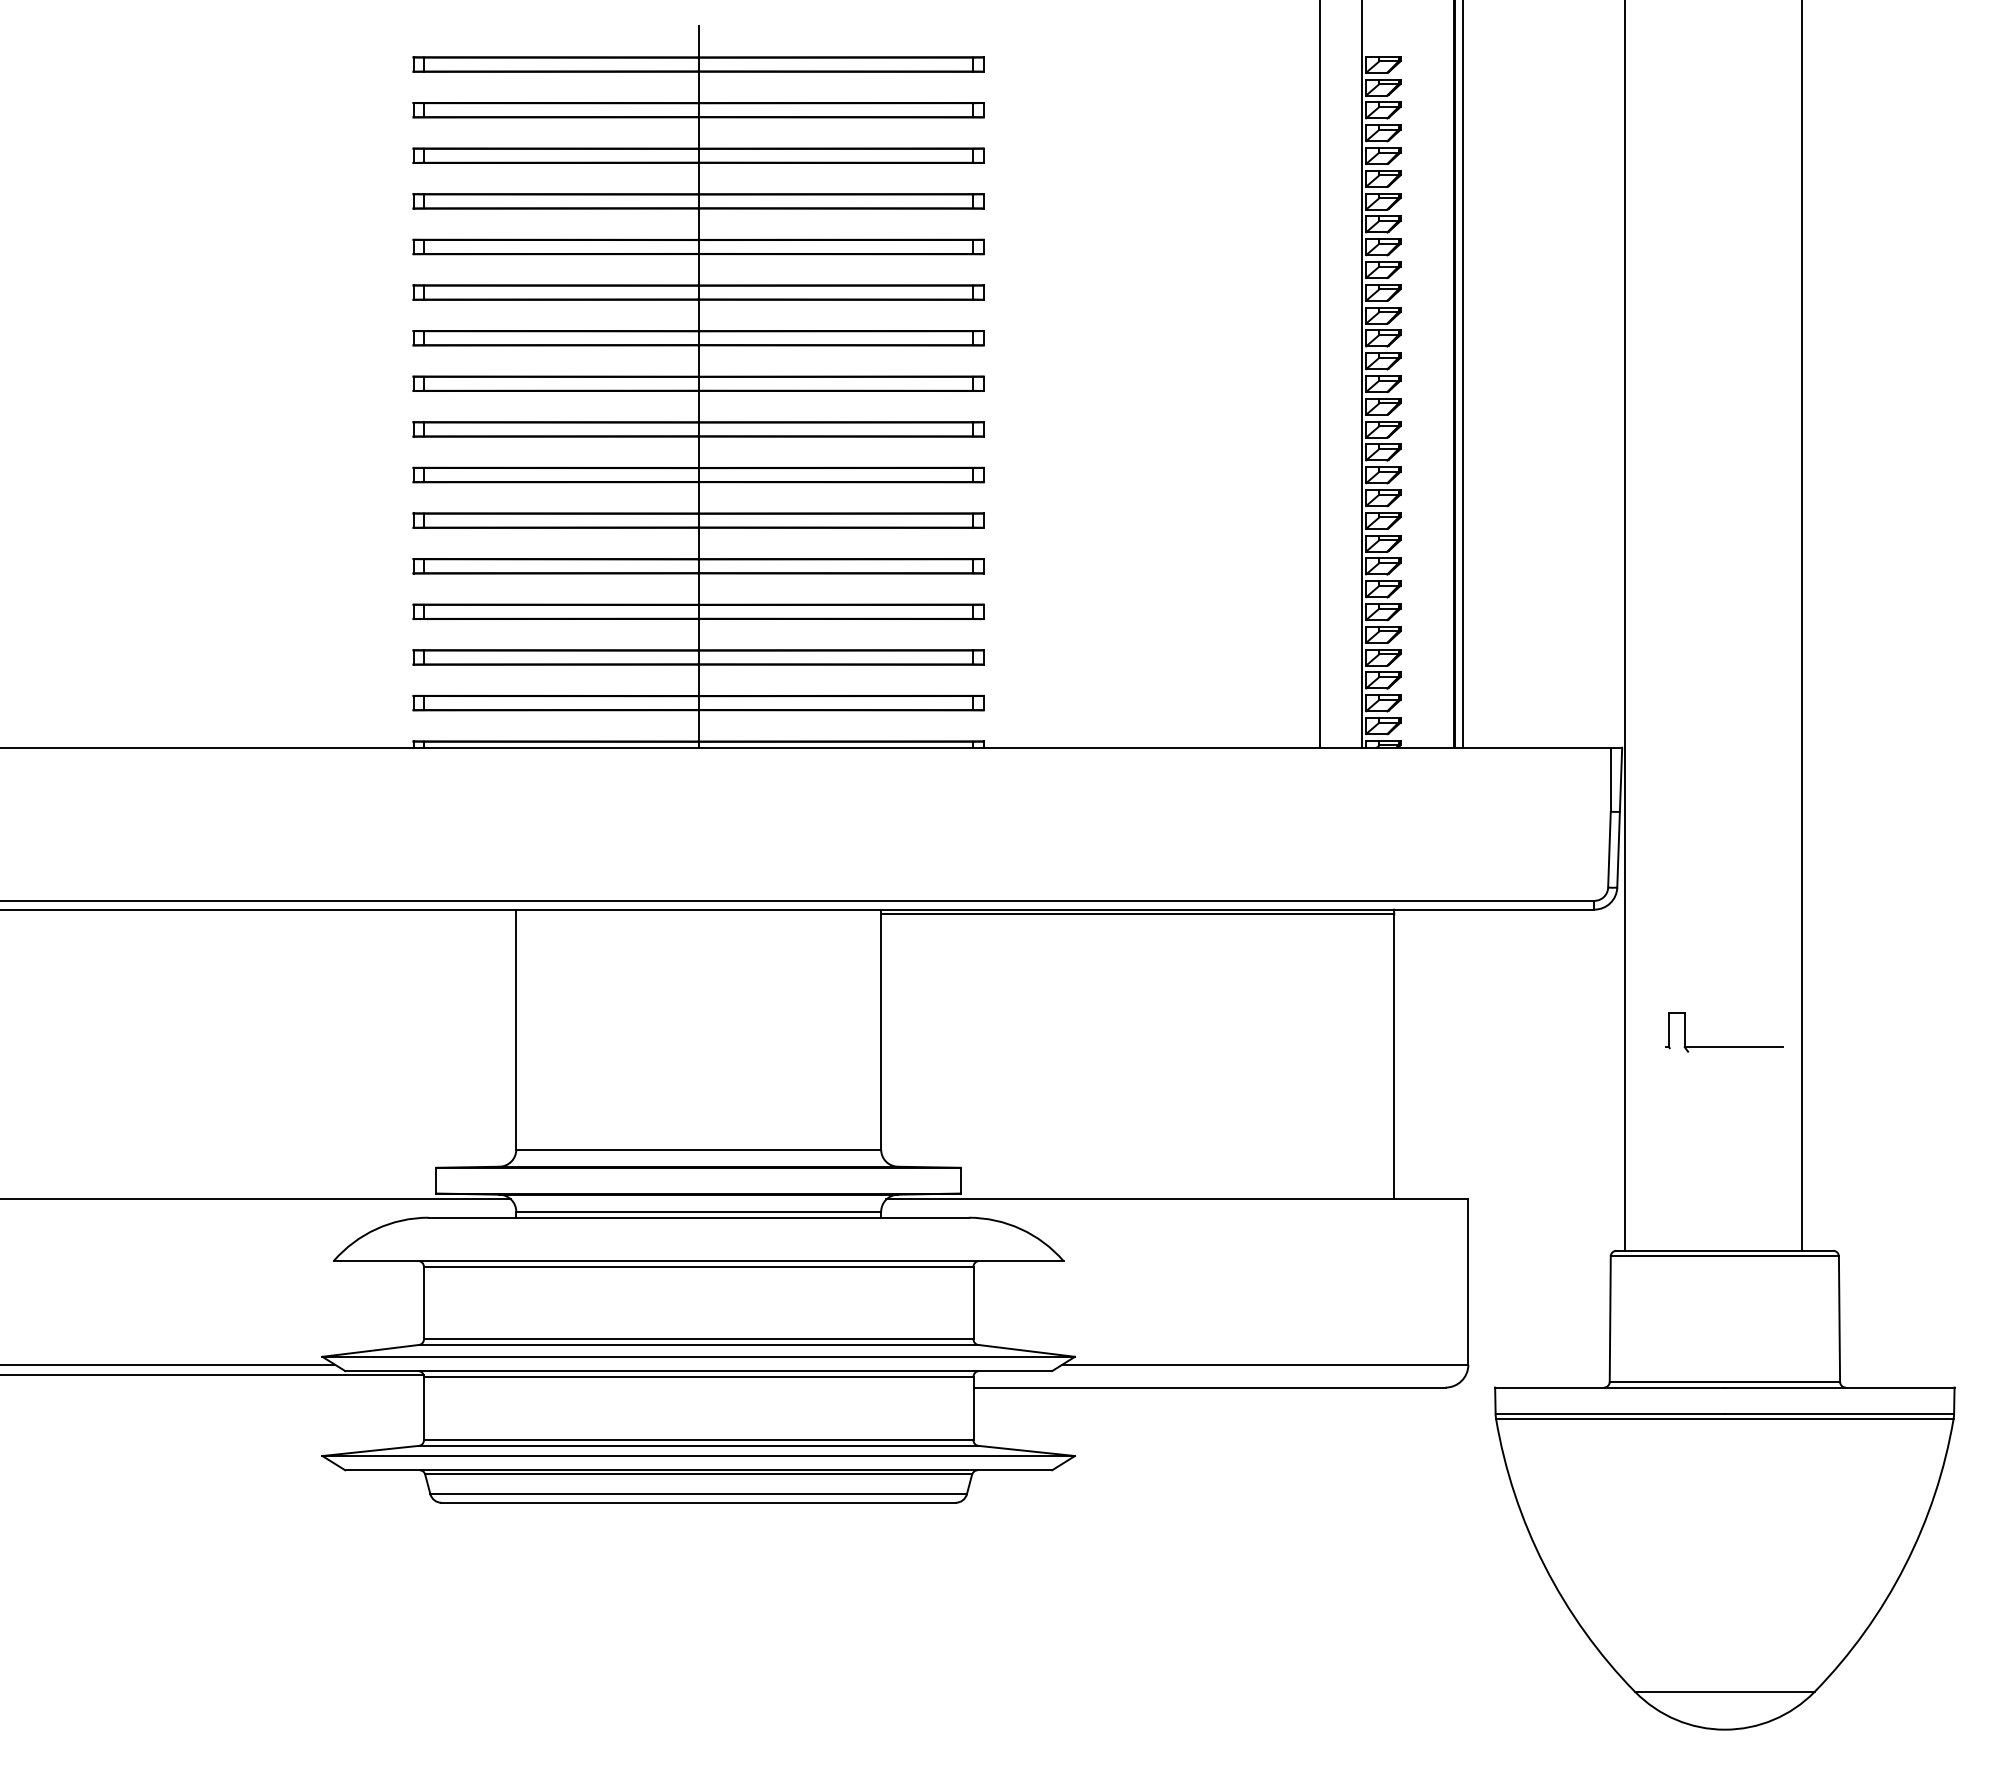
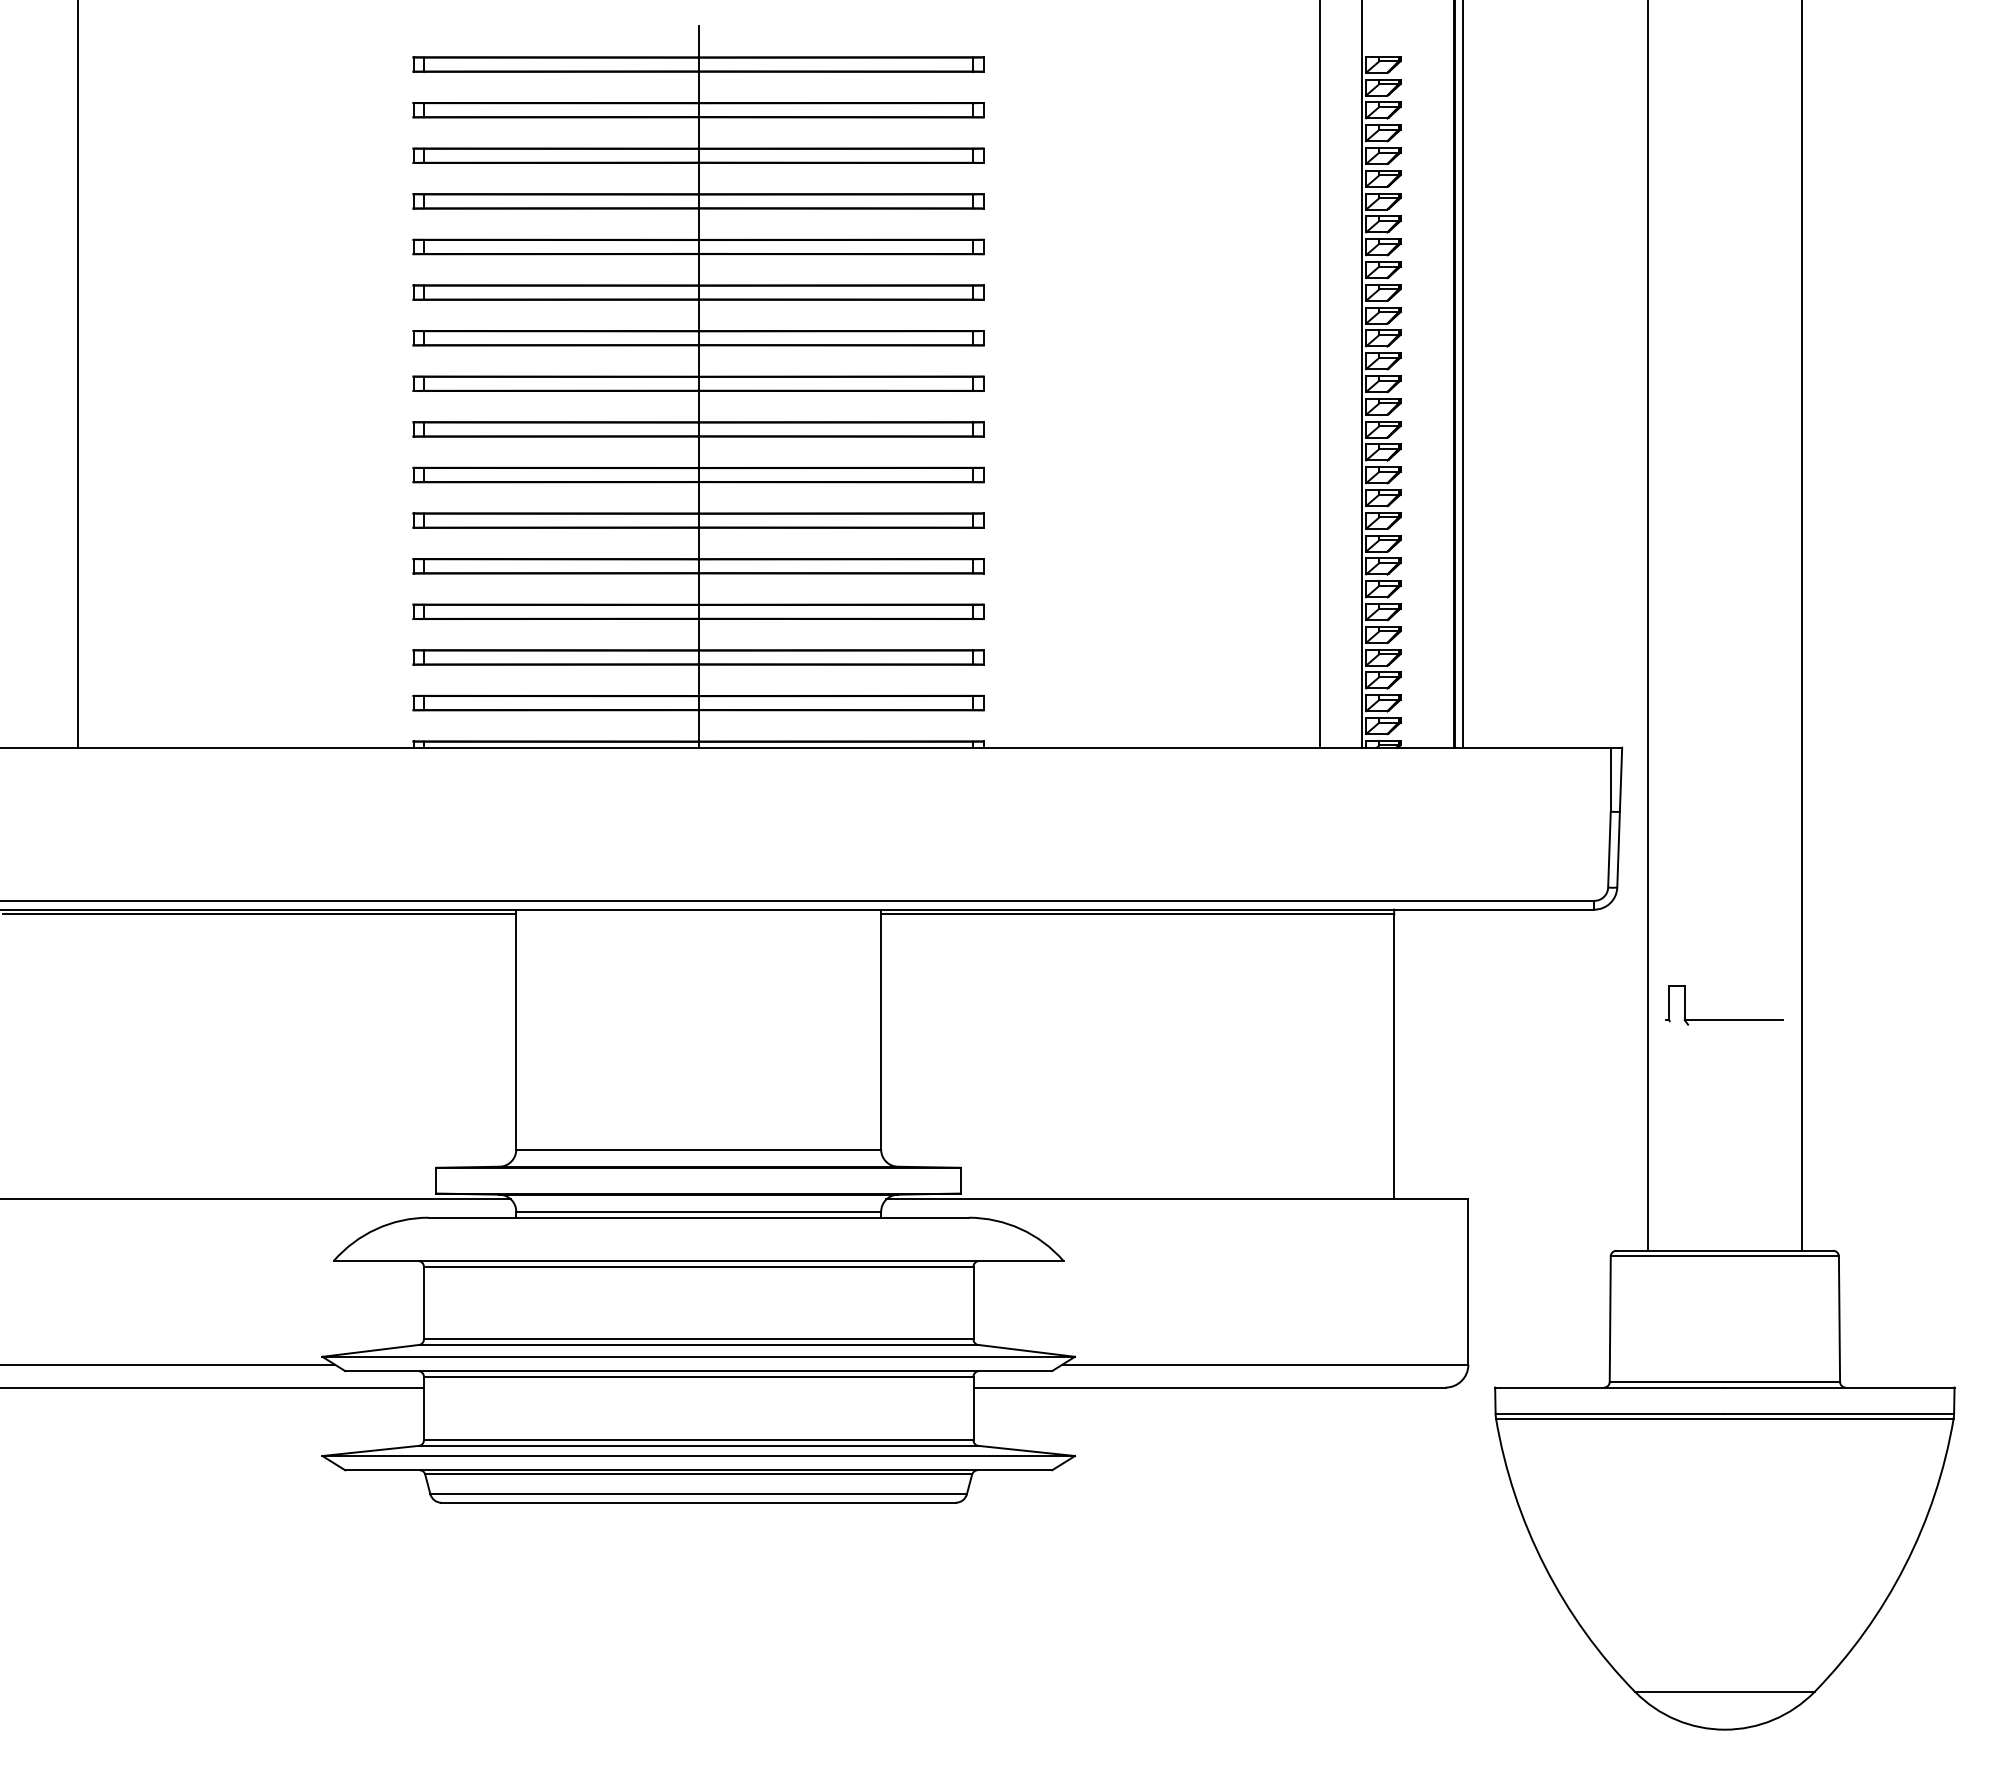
line: none -> present (77, 374)
line position: (1624, 626) -> (1647, 626) (1647, 626)
line: none -> present (259, 914)
part position: (1724, 1046) -> (1724, 1019) (1724, 1019)
line position: (212, 1374) -> (212, 1387) (212, 1387)
